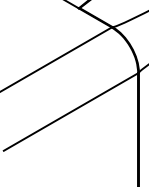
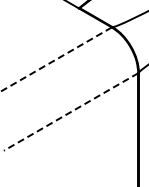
line: solid -> dashed (55, 59)
line: solid -> dashed (71, 111)
